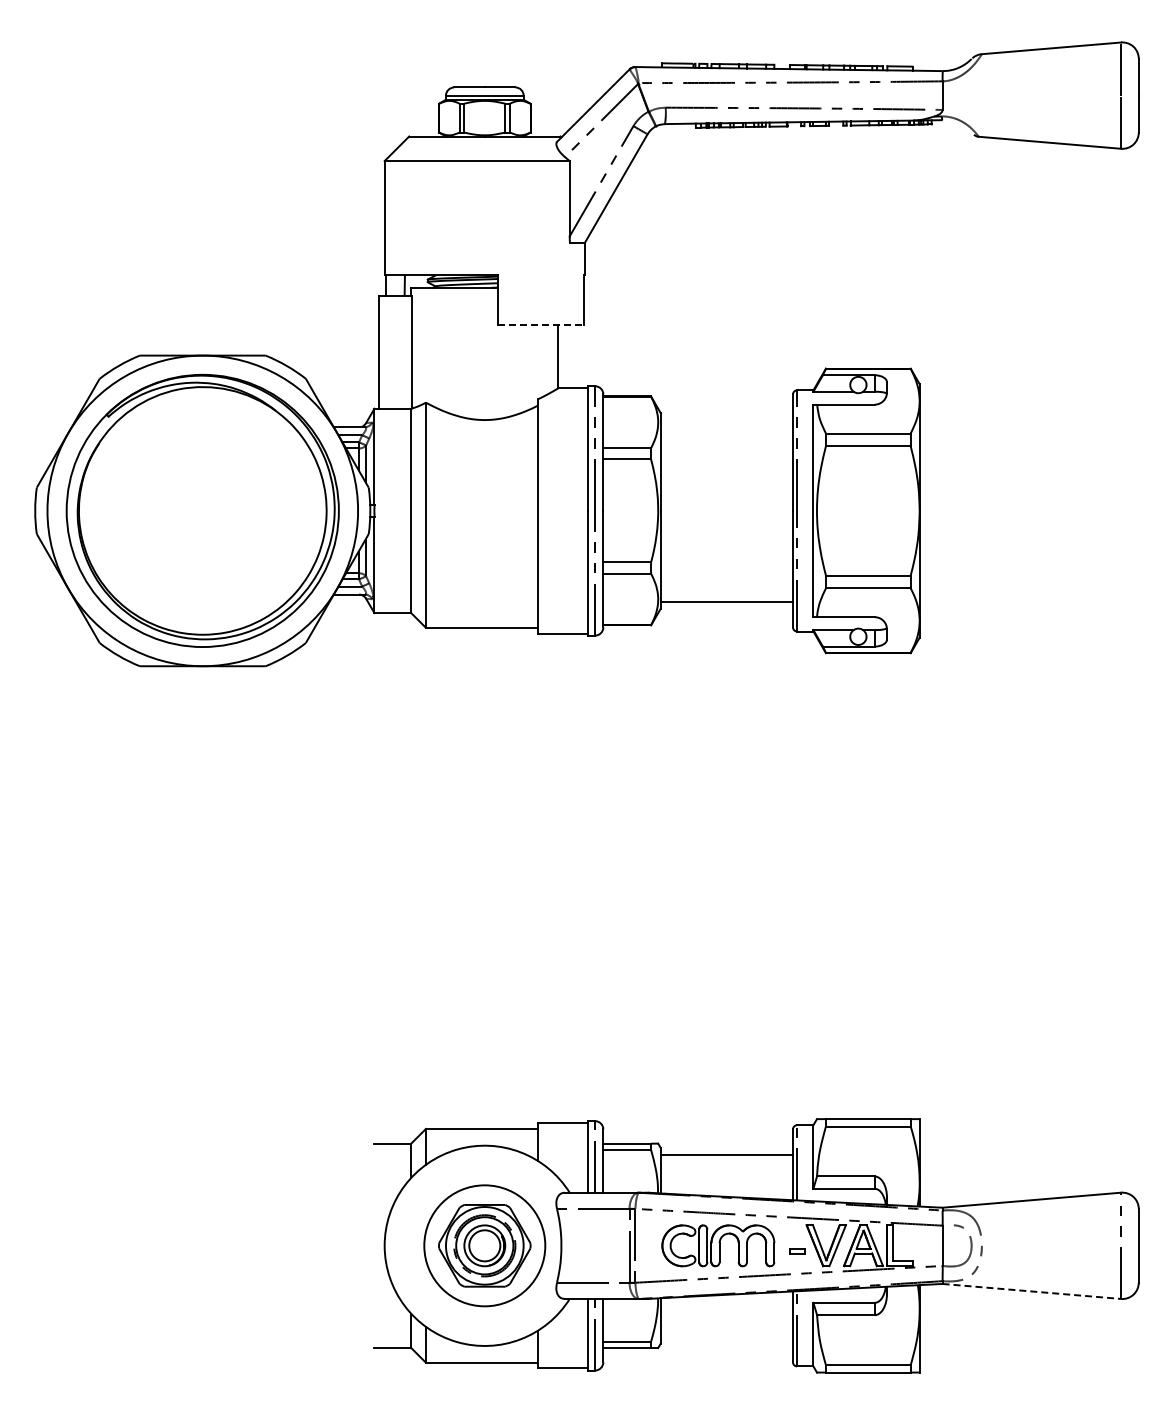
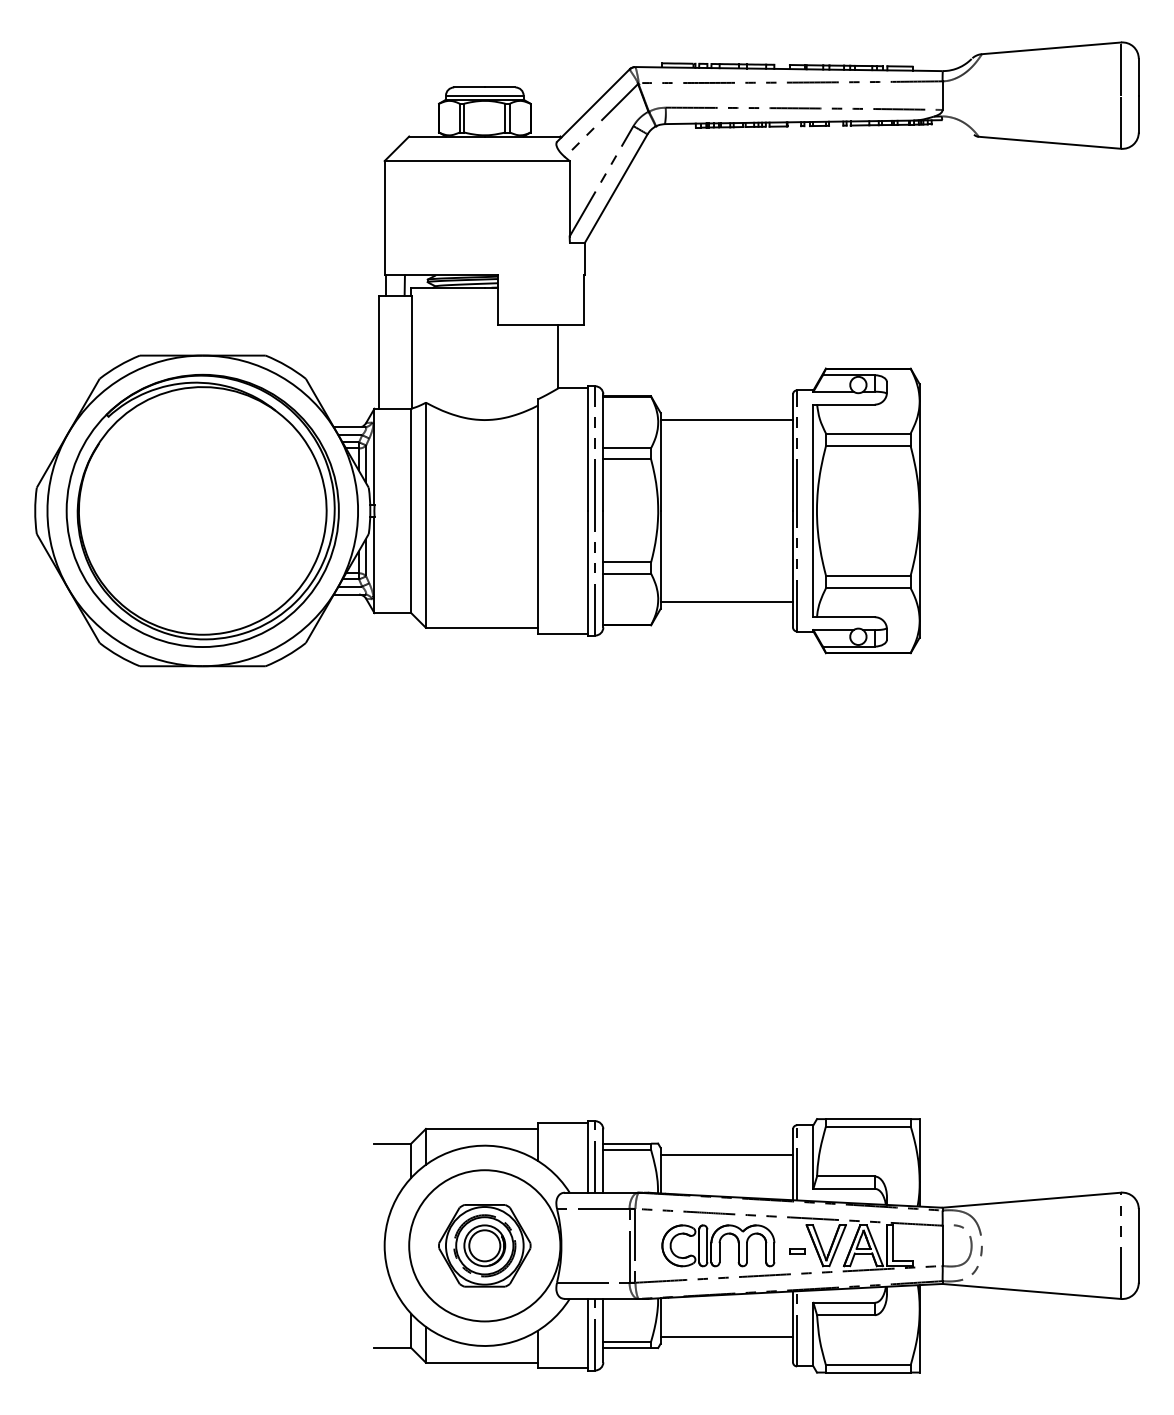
line: dashed -> solid (540, 324)
line: none -> present (726, 420)
circle diameter: 121 px -> 151 px (484, 1245)
line: dashed -> solid (1031, 1291)
line: none -> present (726, 1336)
